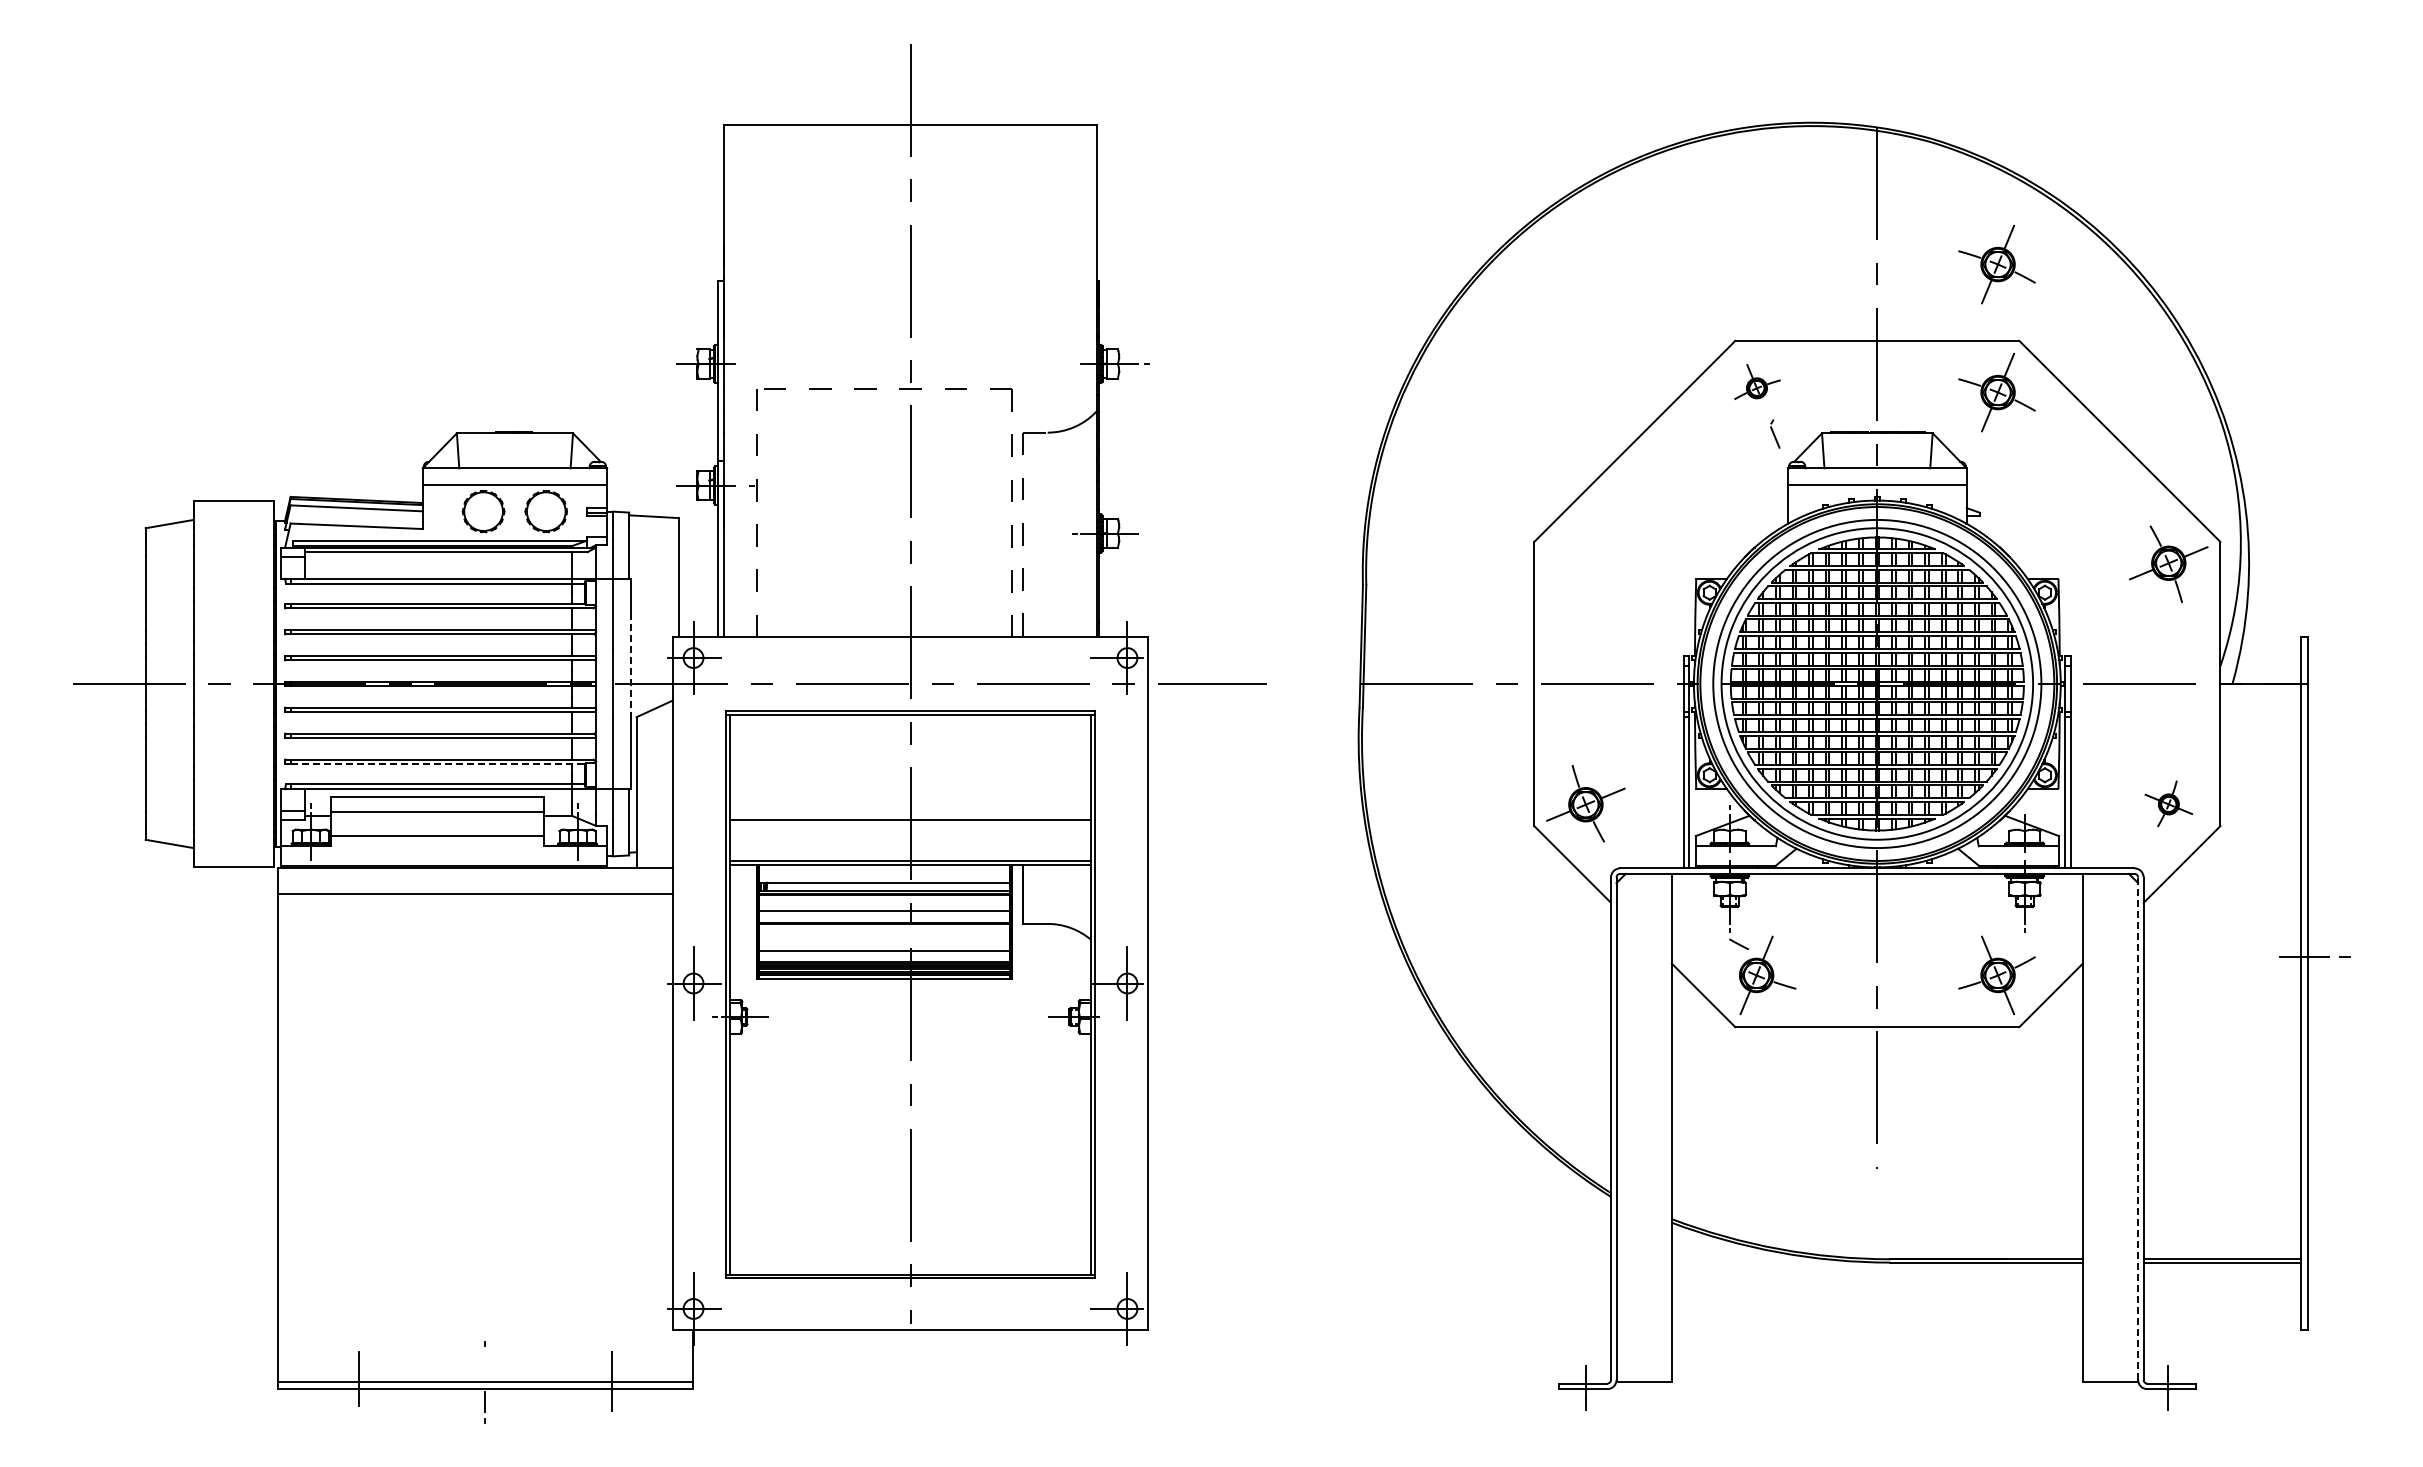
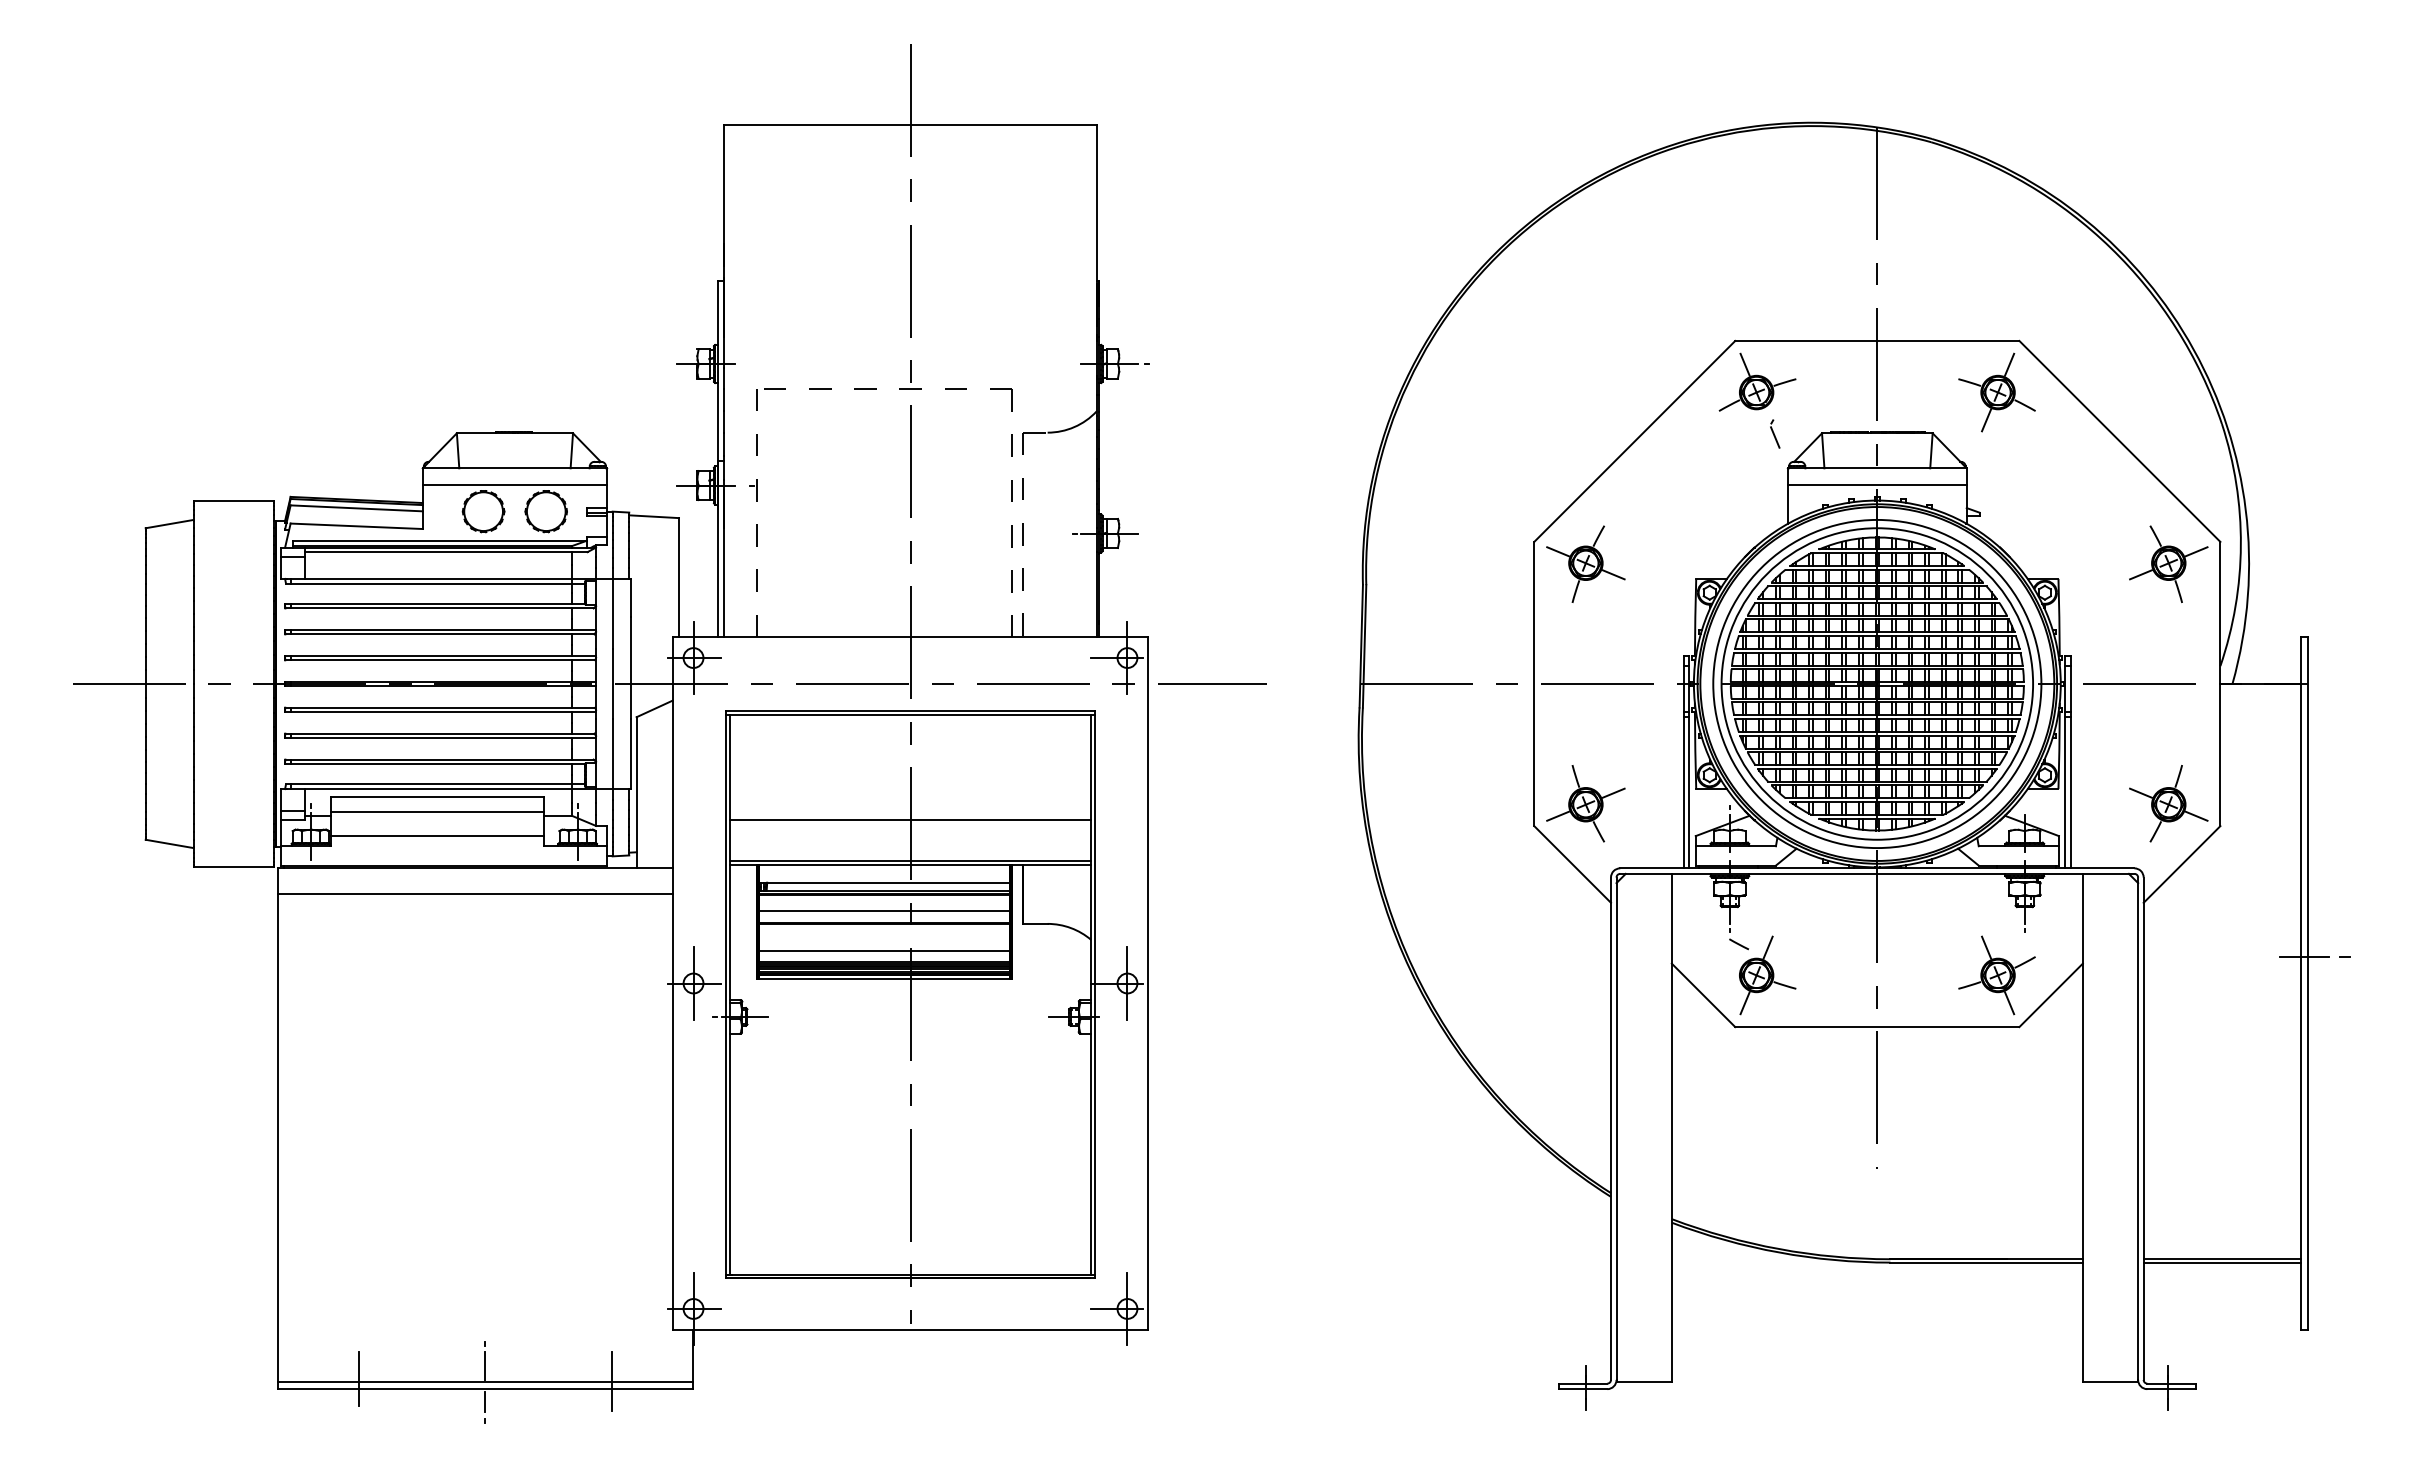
part: present -> none (1996, 264)
part size: 47x36 px -> 79x60 px (1757, 381)
part: none -> present (1585, 563)
line: dashed -> solid (631, 668)
line: dashed -> solid (438, 764)
part size: 50x48 px -> 80x78 px (2168, 803)
line: dashed -> solid (2138, 1129)
line: none -> present (485, 1365)
